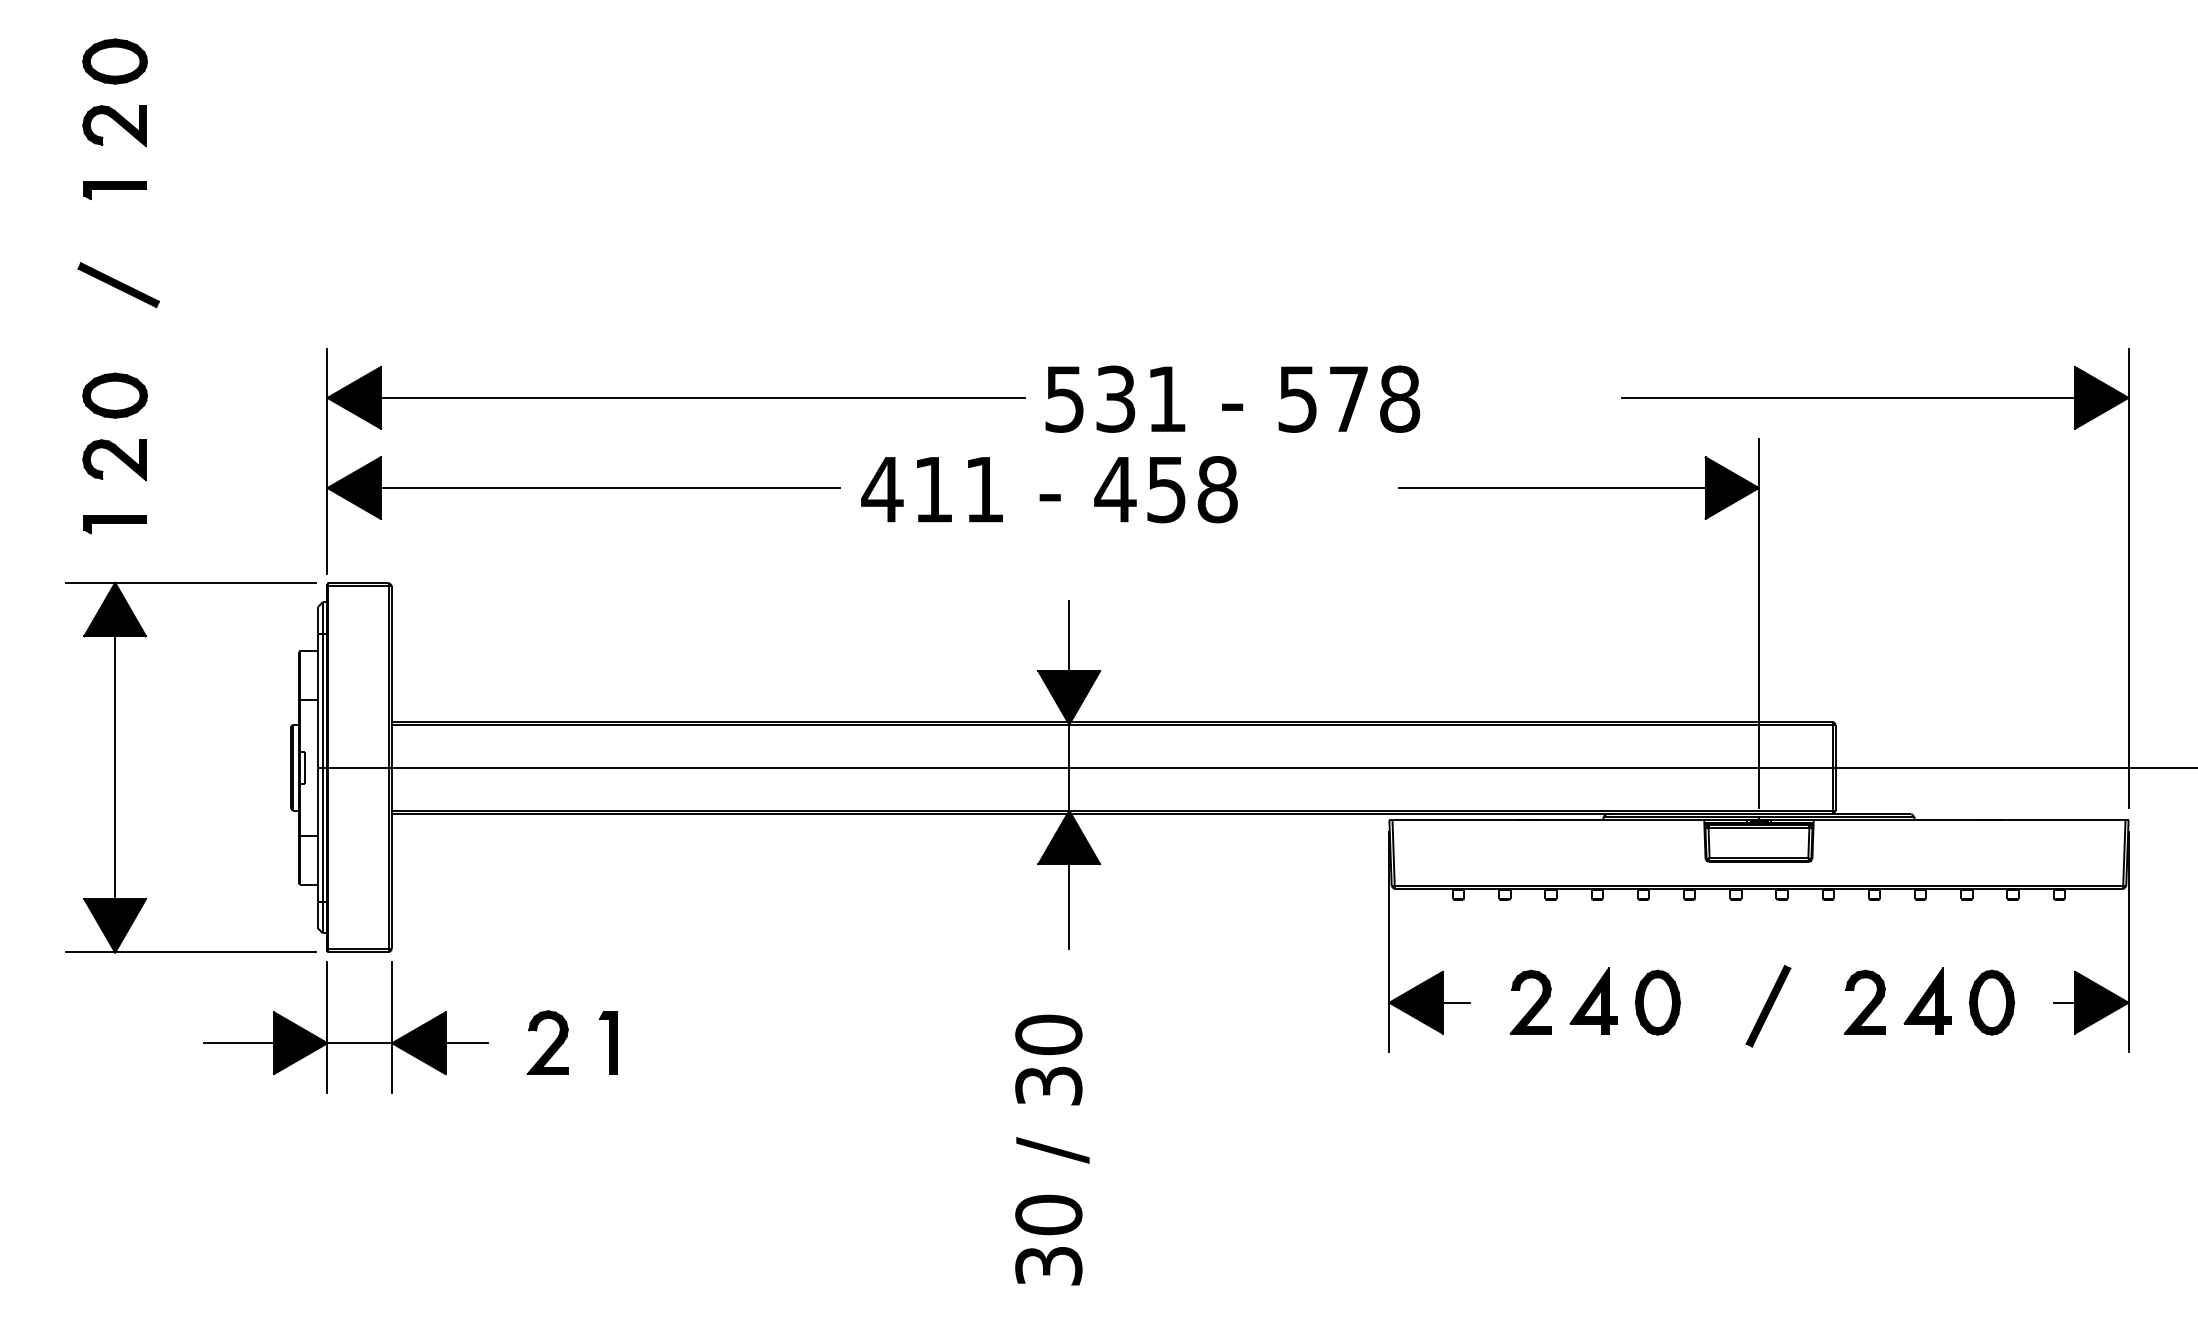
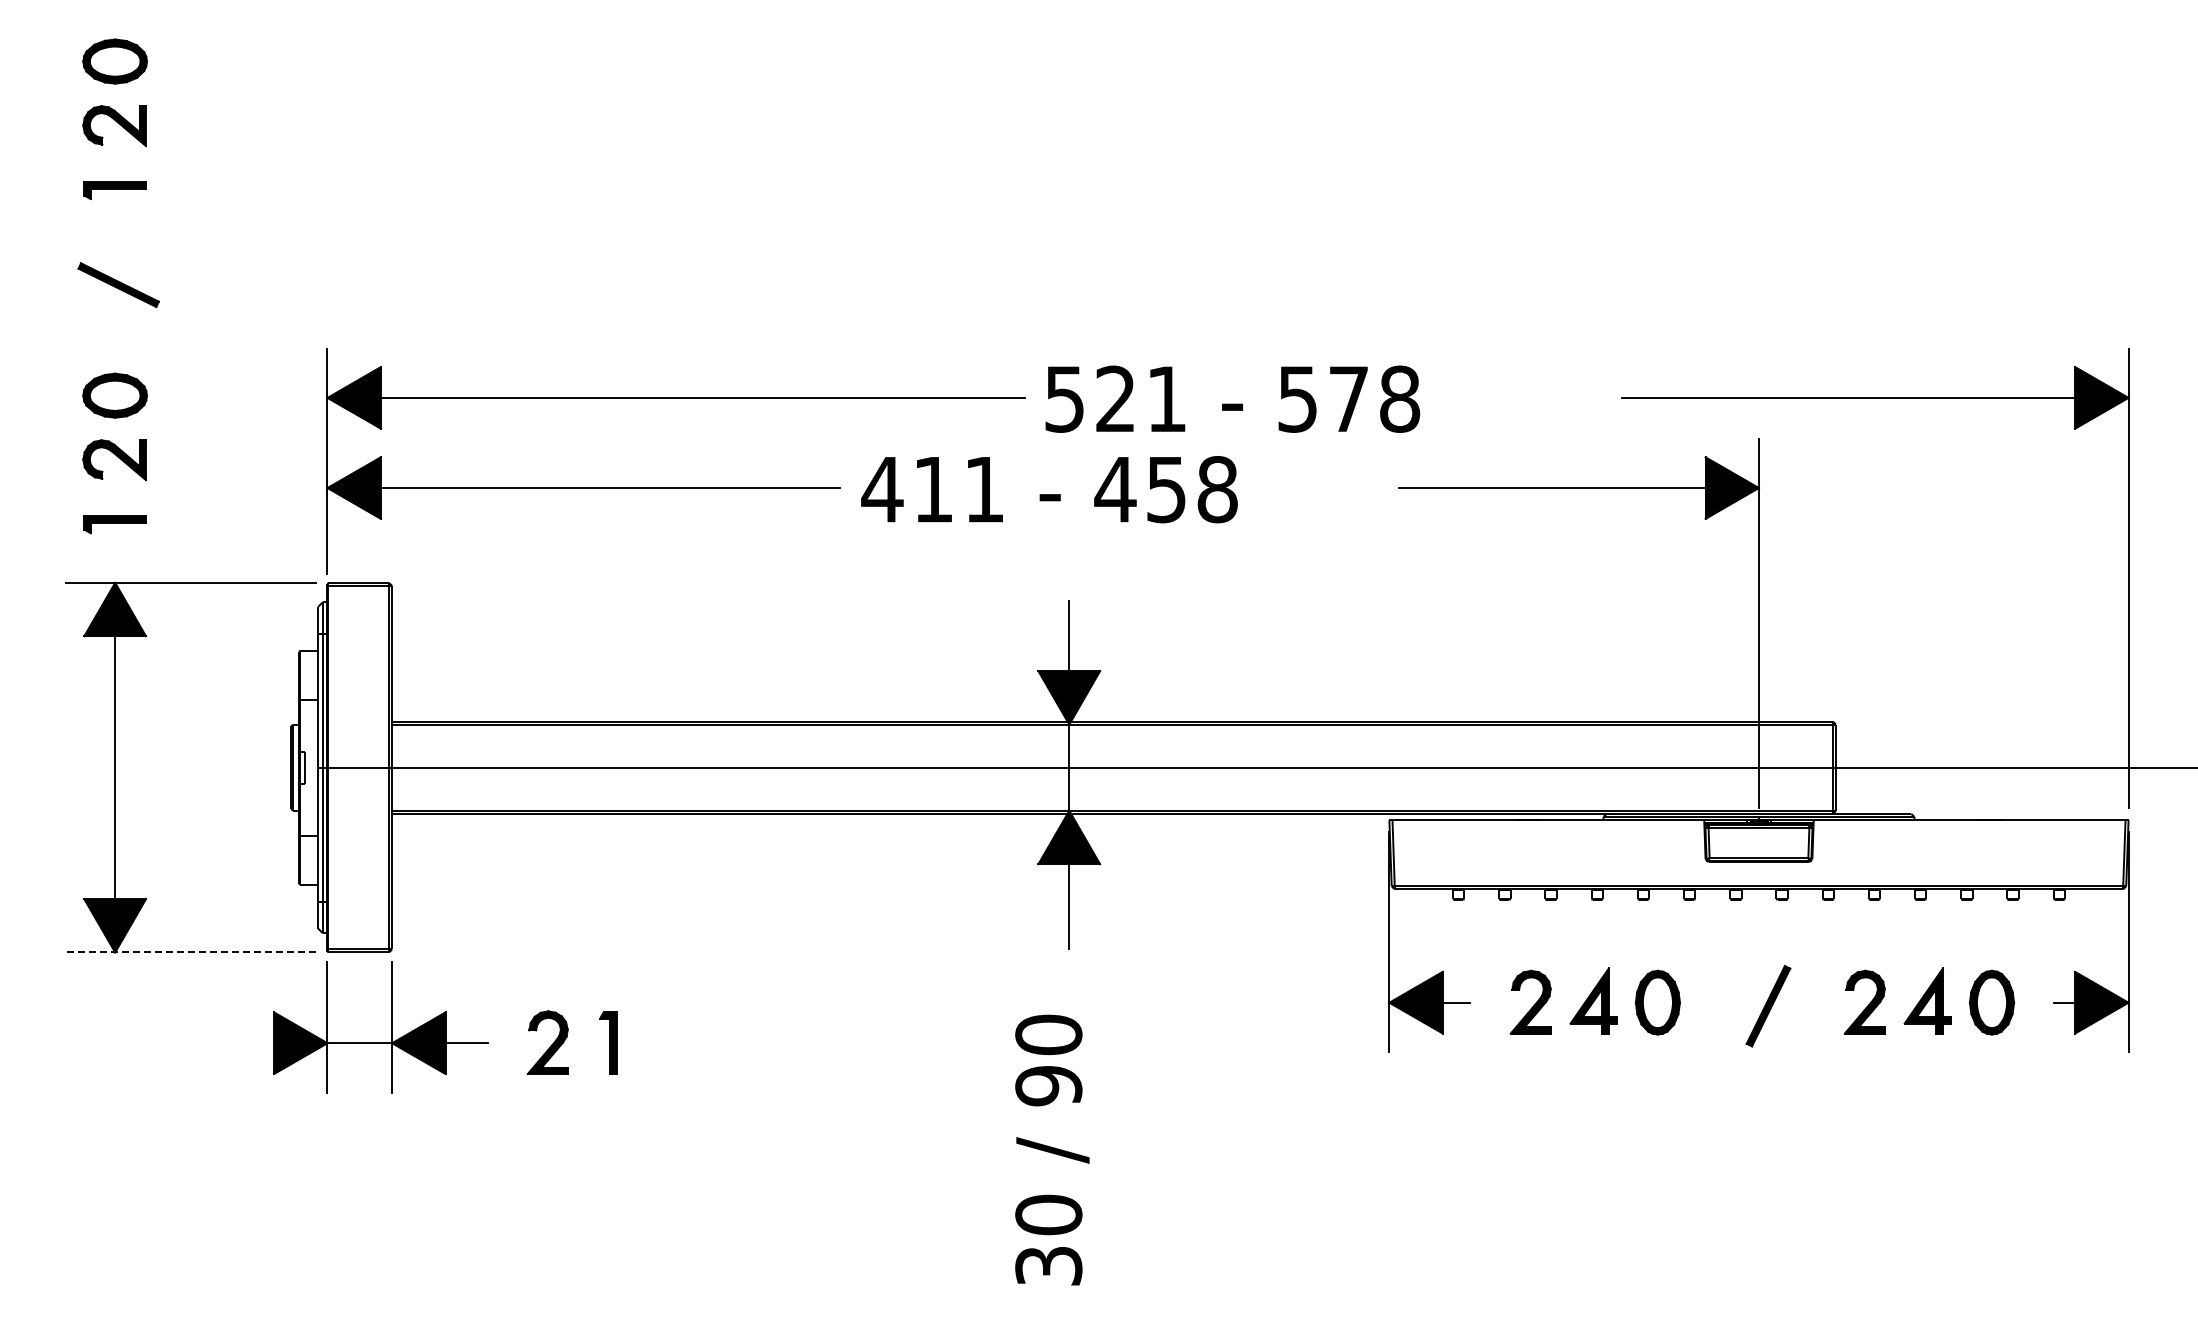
text: 531 -> 521 (1115, 398)
line: solid -> dashed (190, 952)
line: present -> none (239, 1043)
text: 30 -> 90 (1048, 1086)
